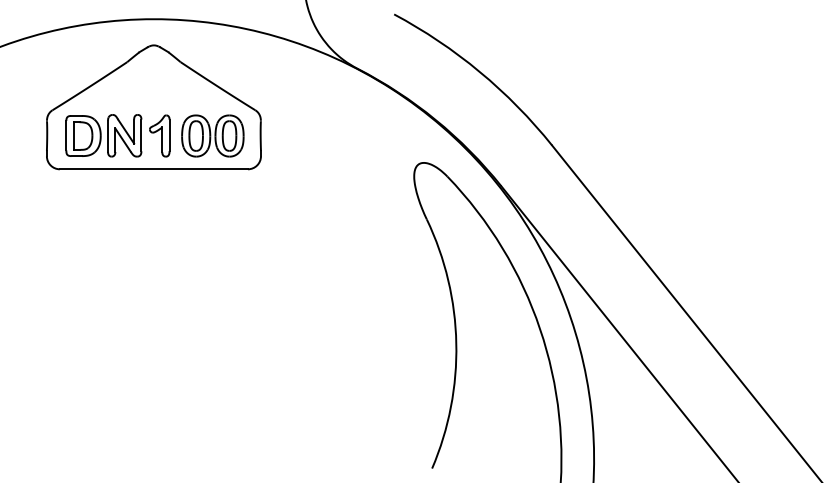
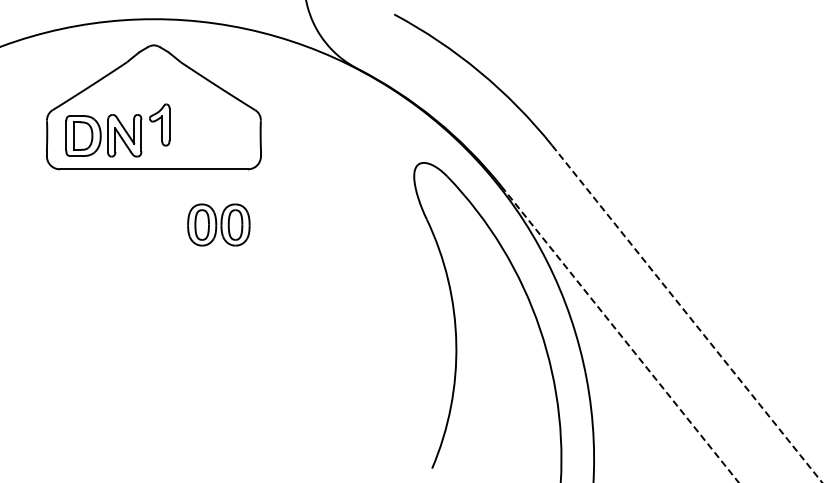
part position: (159, 135) -> (159, 124) (159, 124)
part position: (212, 135) -> (218, 224) (218, 224)
line: solid -> dashed (687, 314)
line: solid -> dashed (620, 334)
